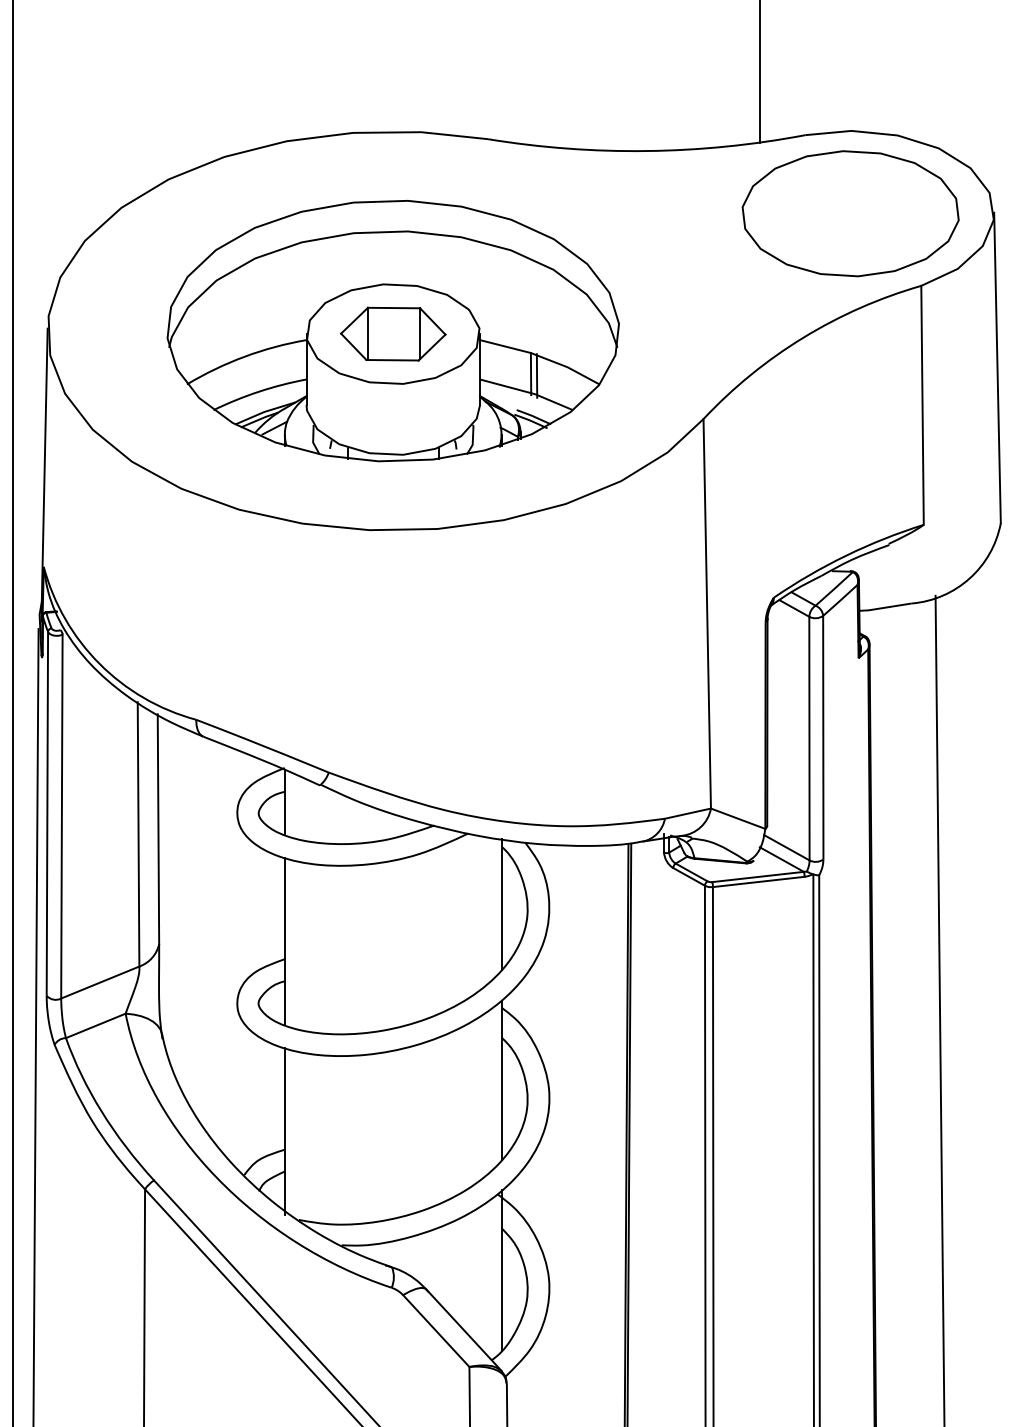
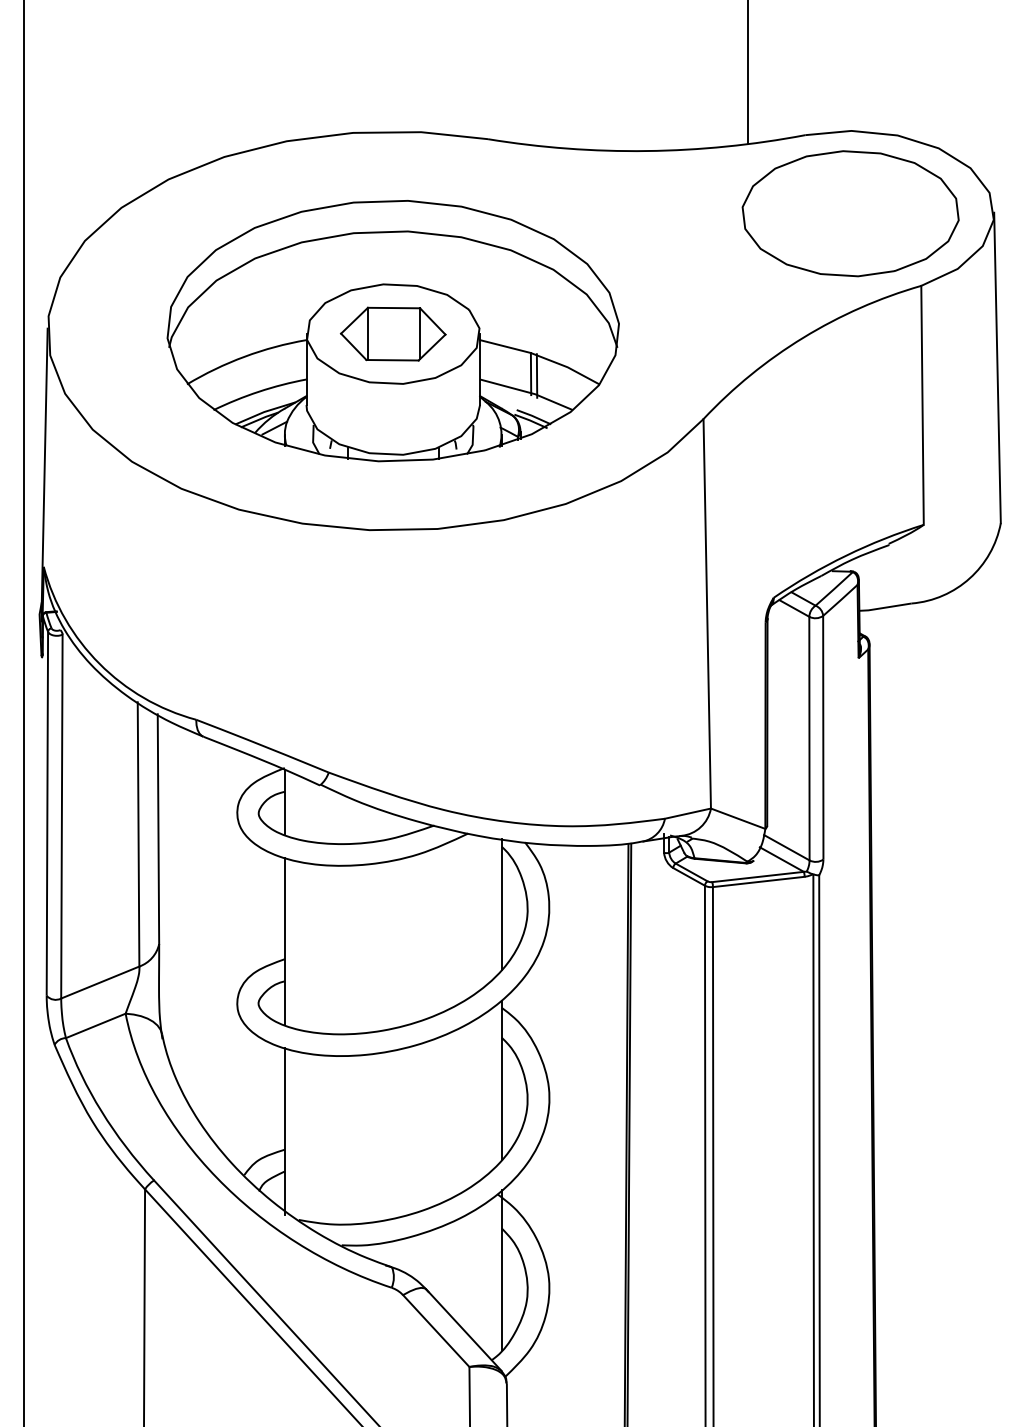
line position: (760, 72) -> (748, 72) (748, 72)
line position: (13, 712) -> (24, 712) (24, 712)
line: present -> none (939, 1009)
line: present -> none (35, 1026)
